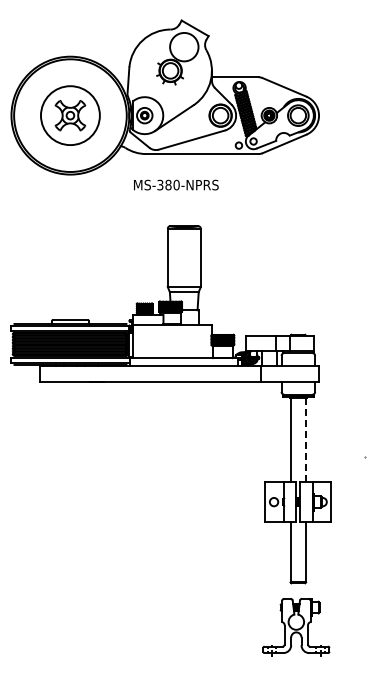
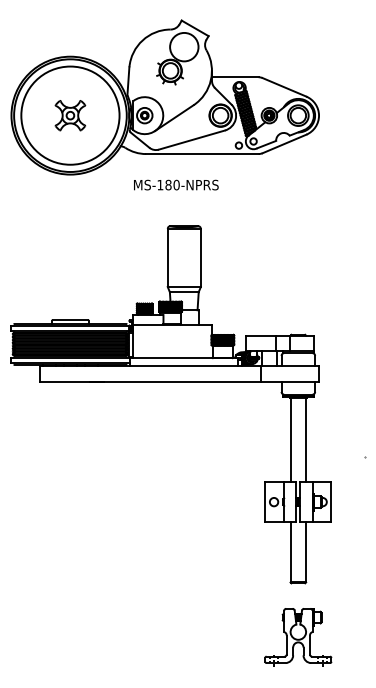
circle diameter: 59 px -> 98 px (70, 115)
text: MS-380-NPRS -> MS-180-NPRS (160, 184)
line: dashed -> solid (306, 439)
part position: (296, 627) -> (298, 637) (298, 637)
